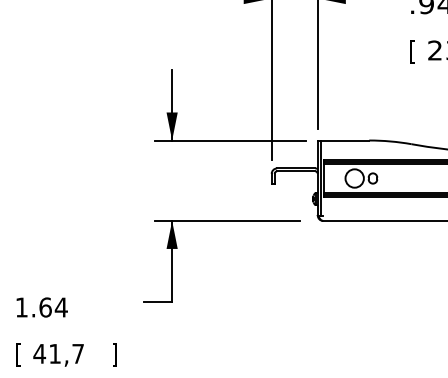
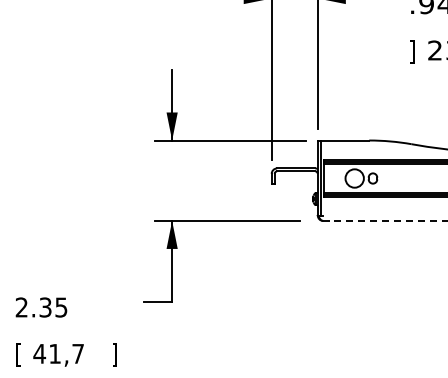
text: [ -> ] (412, 51)
line: solid -> dashed (385, 220)
text: 1.64 -> 2.35 (41, 307)
